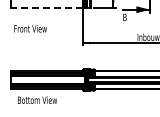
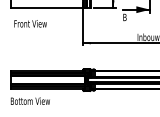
line: dashed -> solid (46, 8)
text position: (30, 28) -> (30, 23) (30, 23)
text position: (36, 99) -> (29, 100) (29, 100)
